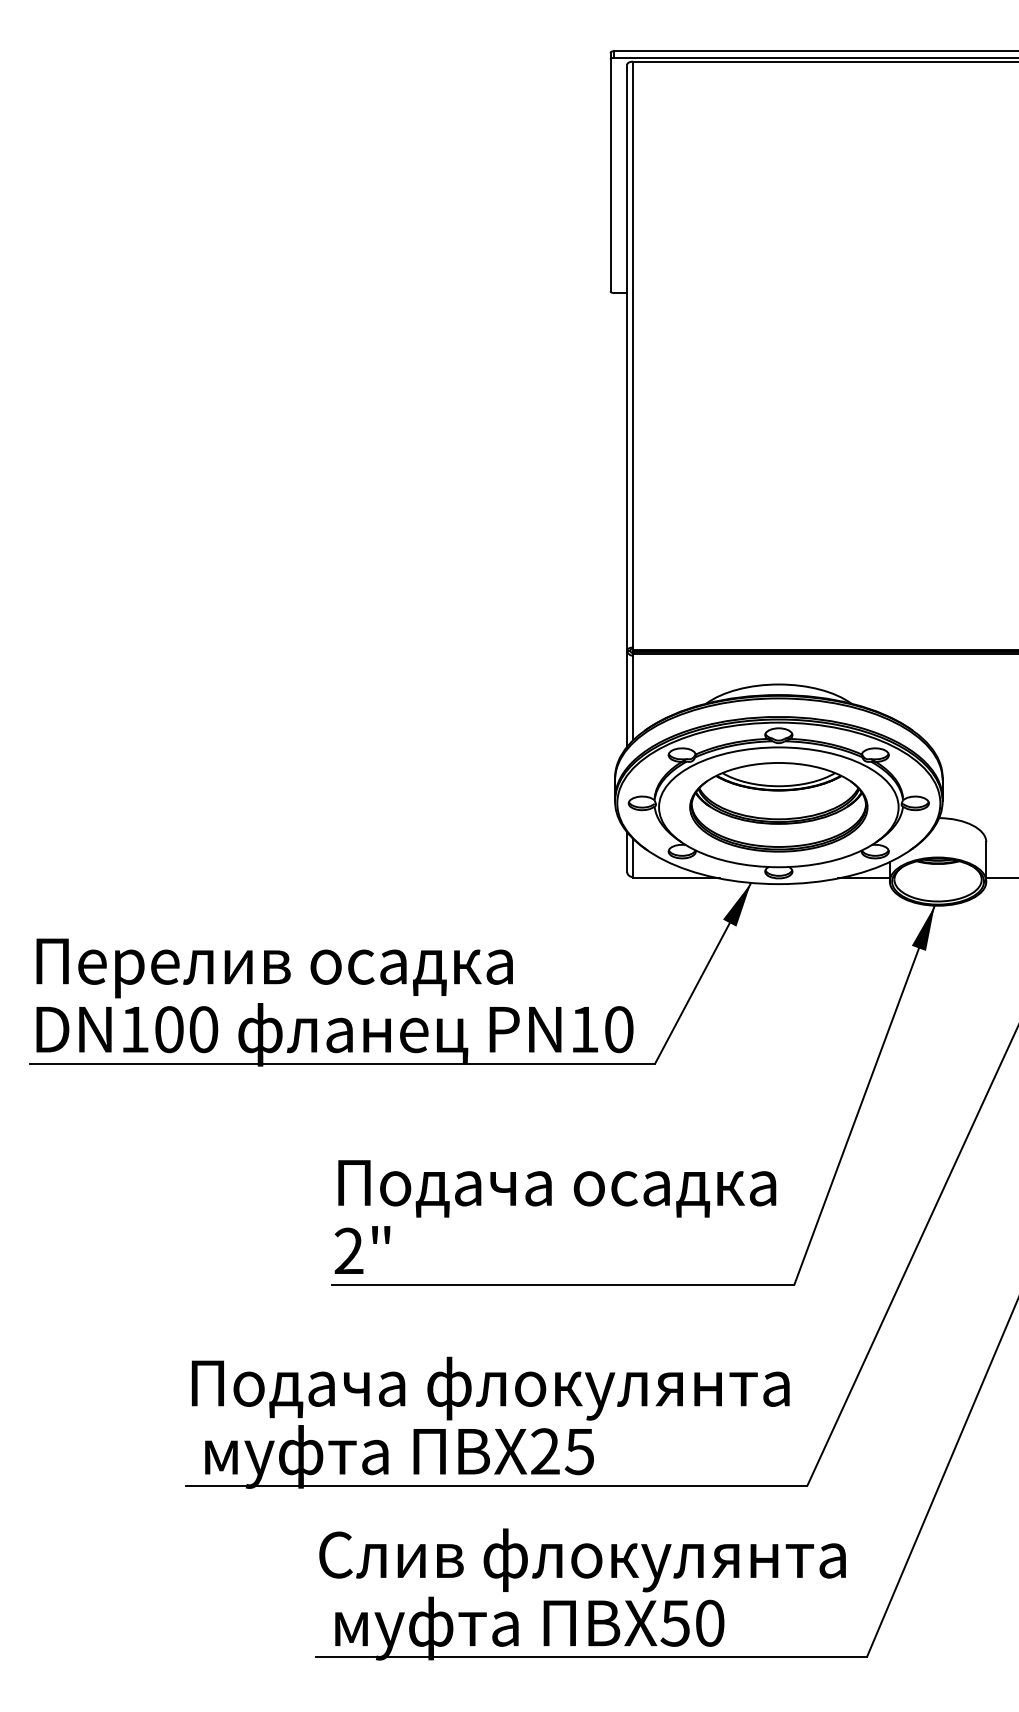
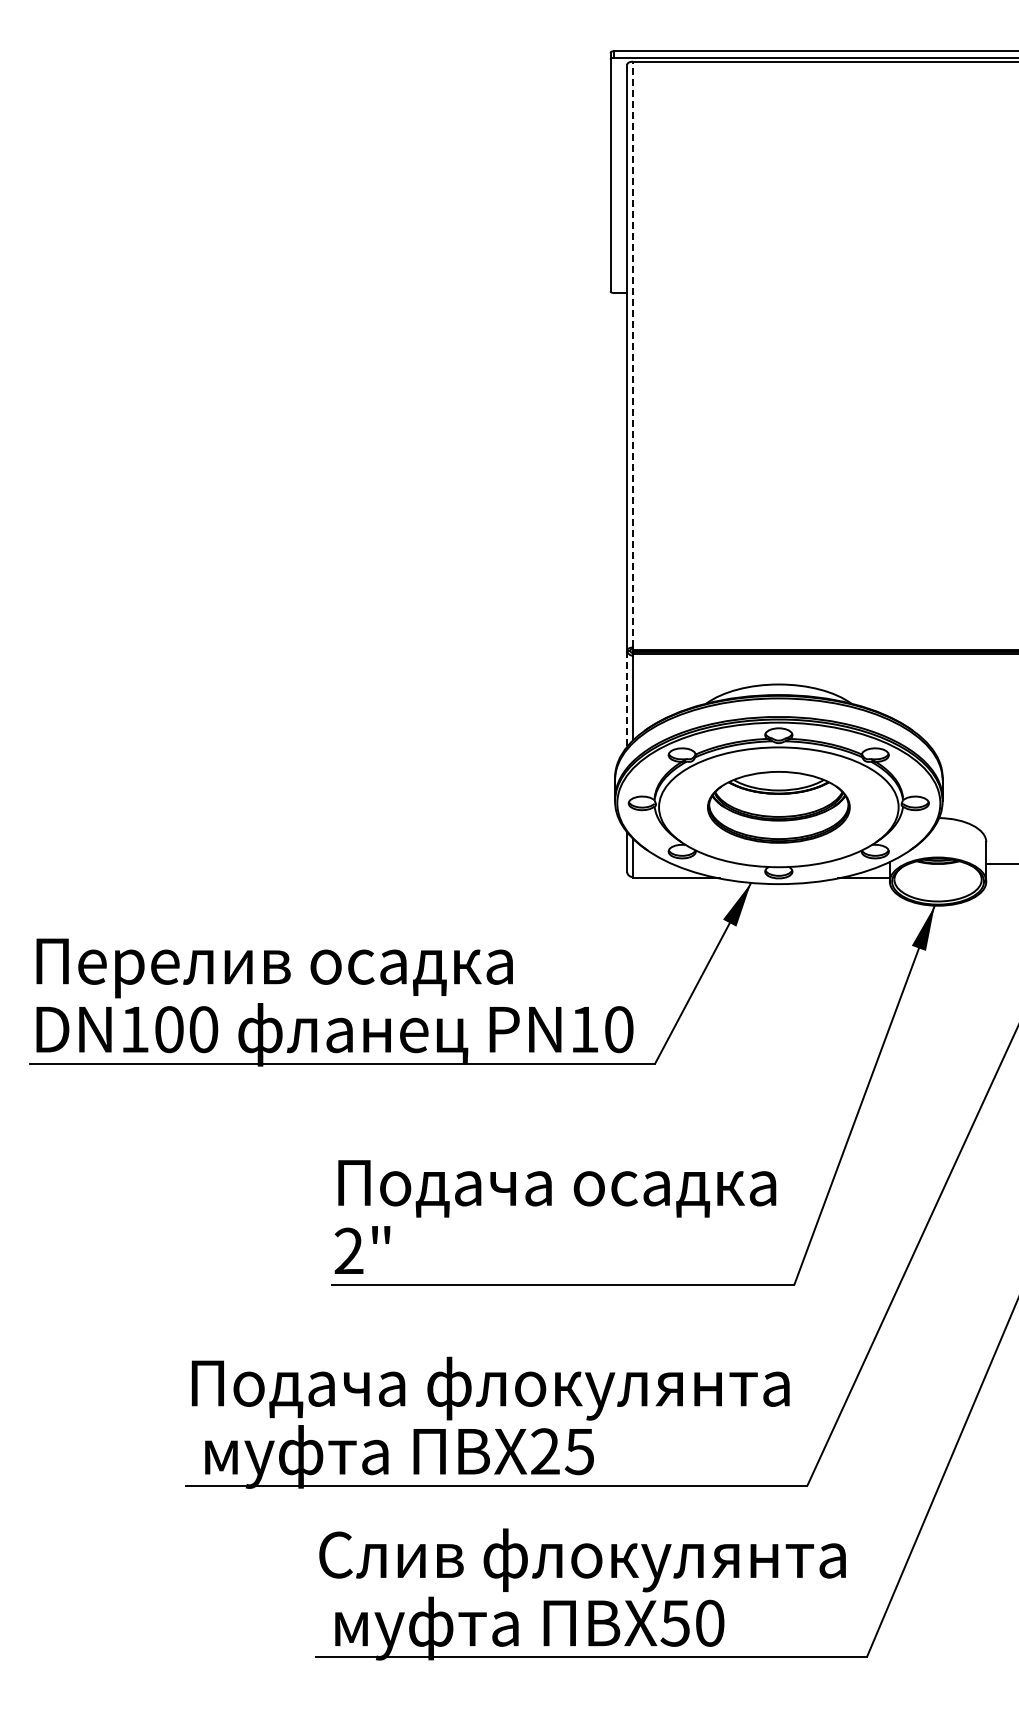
line: solid -> dashed (633, 354)
line: solid -> dashed (627, 699)
part size: 180x91 px -> 144x73 px (778, 807)
line position: (1000, 878) -> (1000, 864) (1000, 864)
